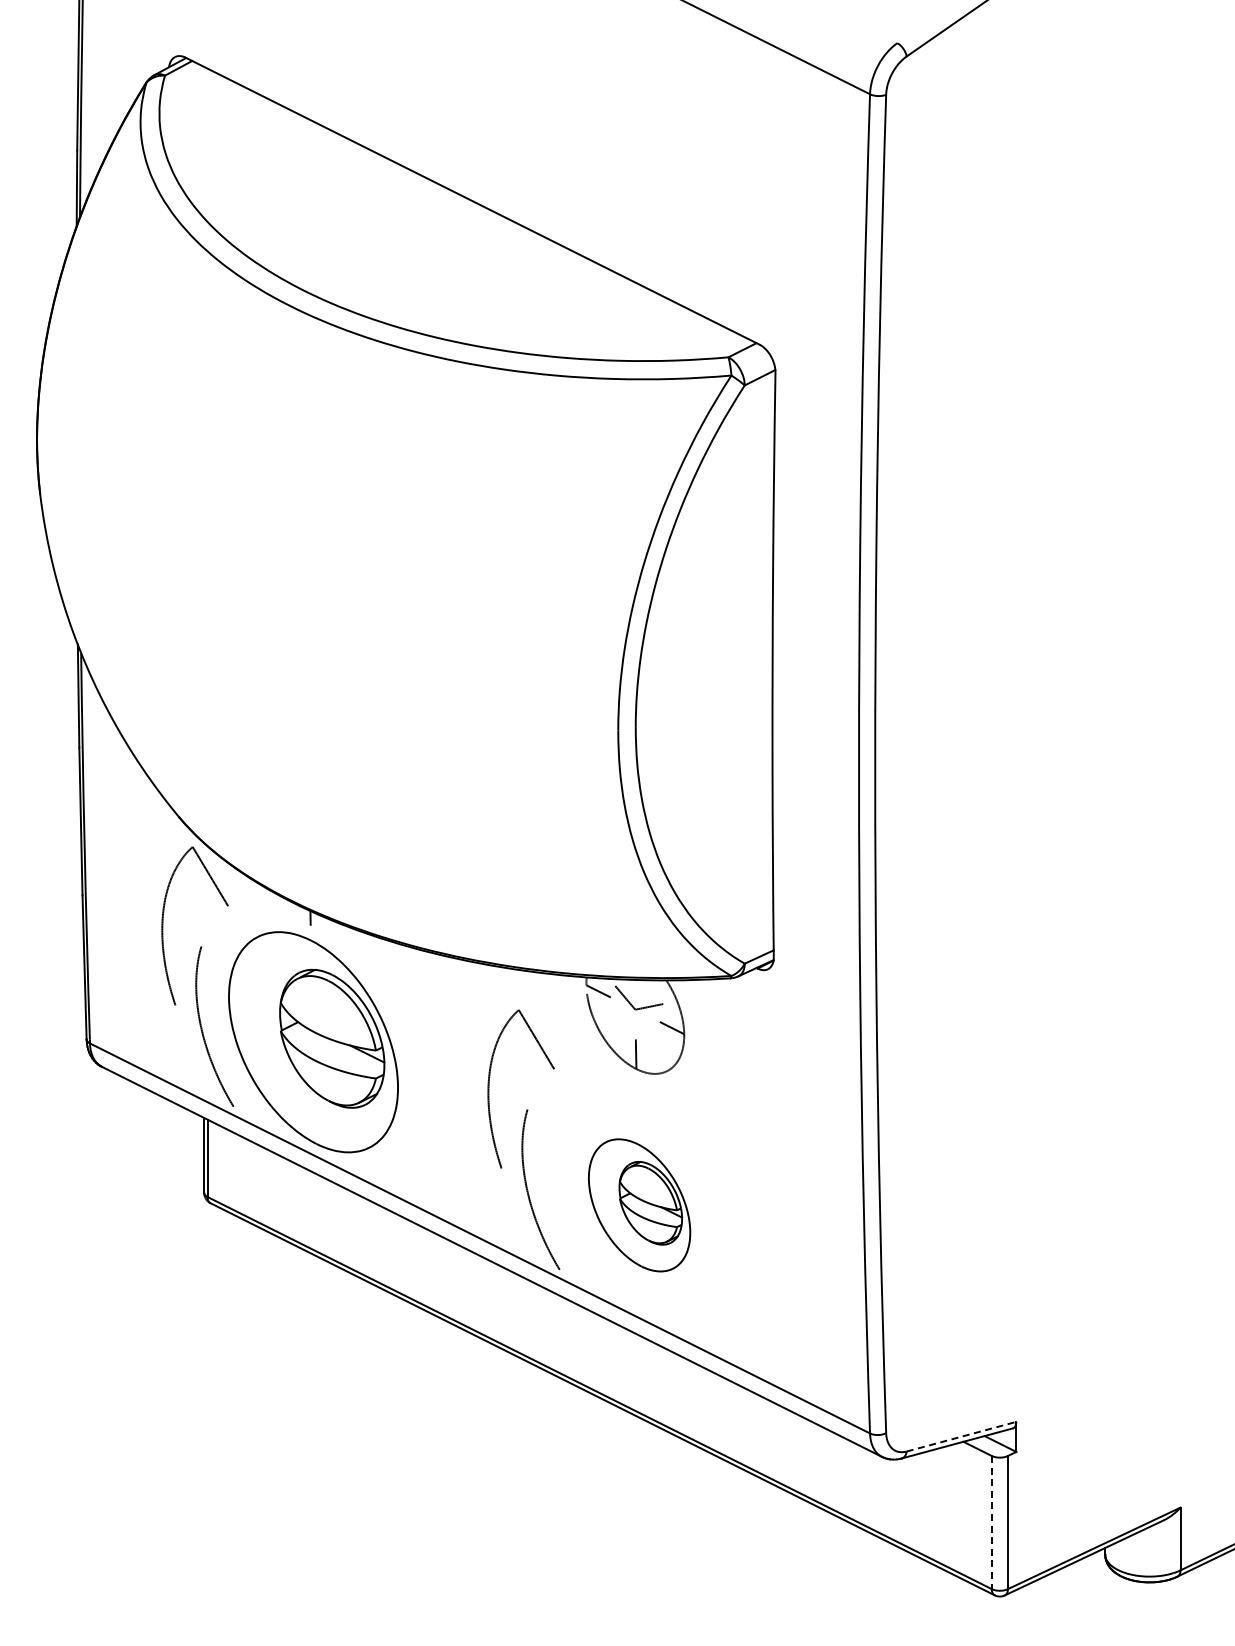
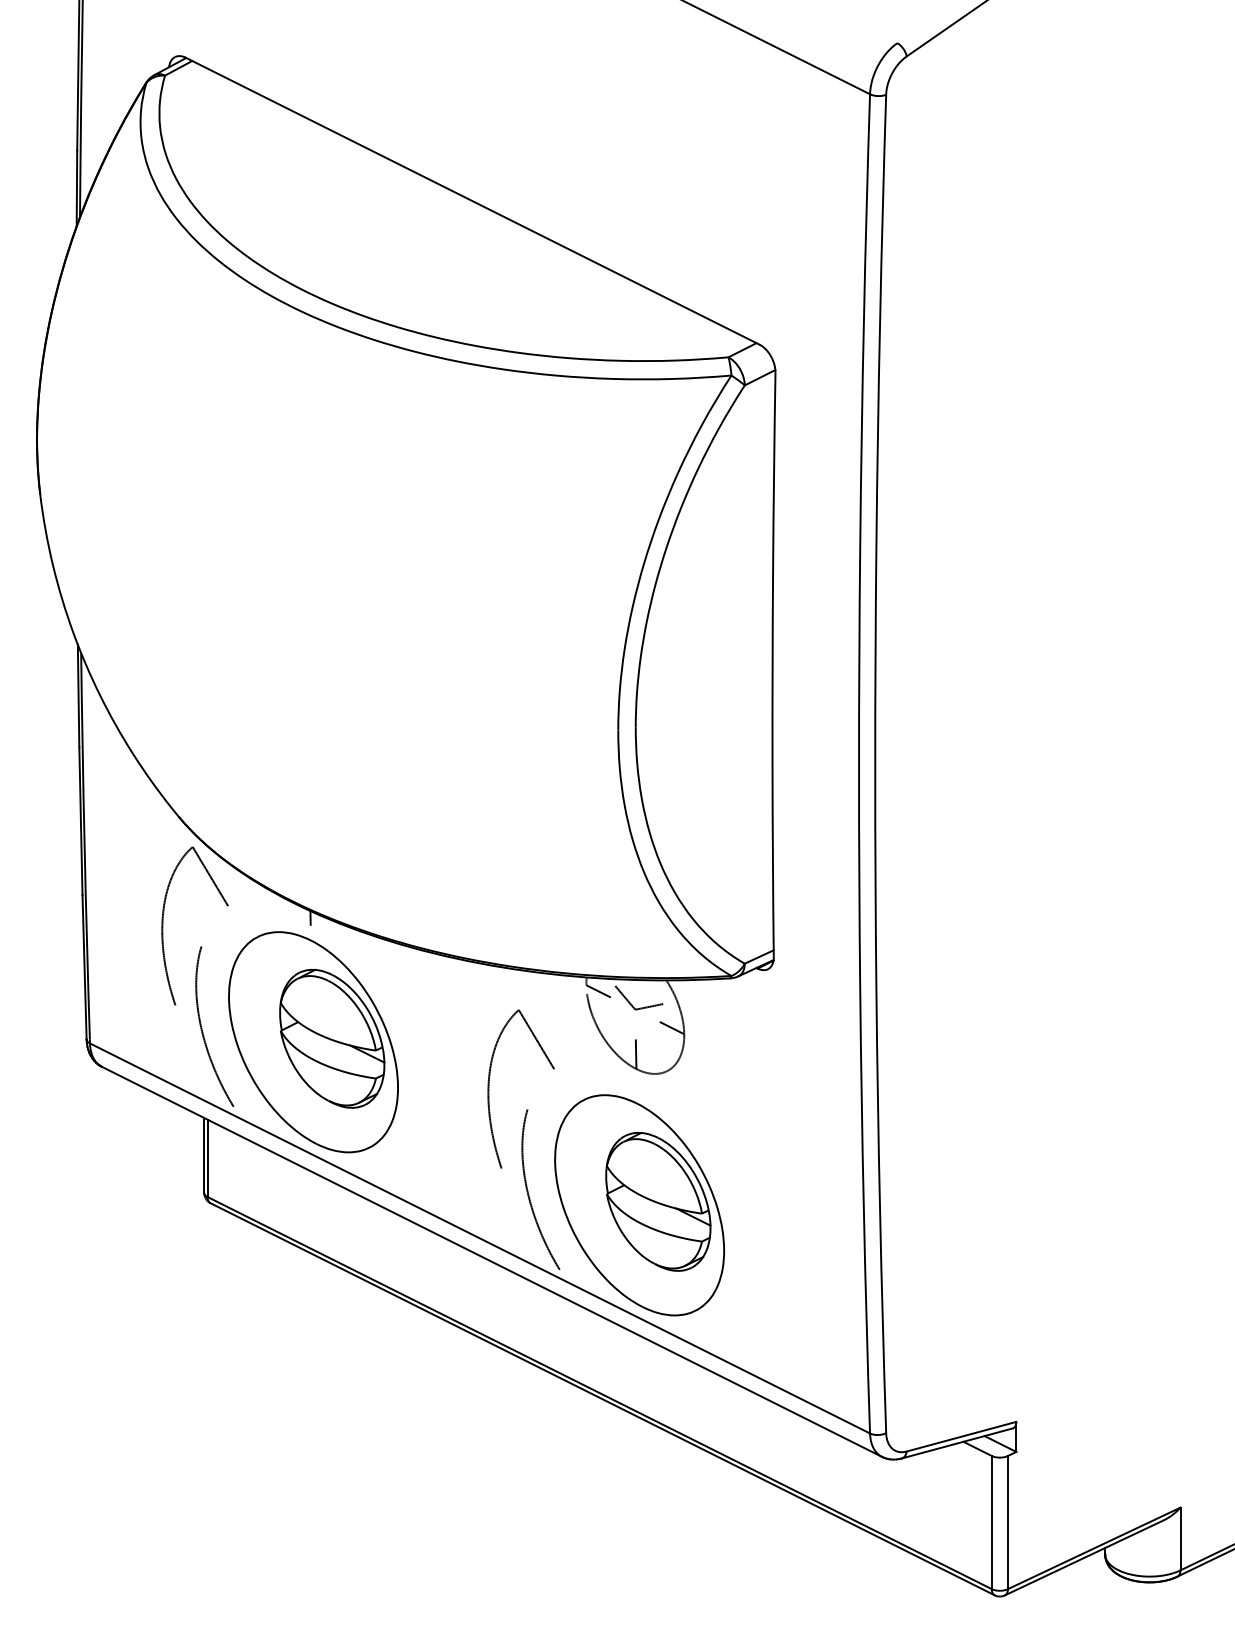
part size: 104x135 px -> 171x223 px (639, 1205)
line: dashed -> solid (961, 1436)
line: dashed -> solid (991, 1522)
